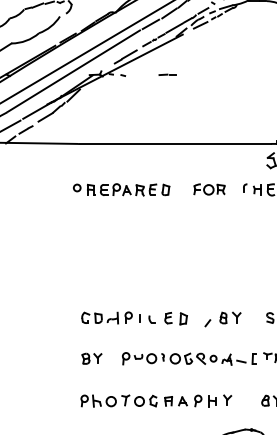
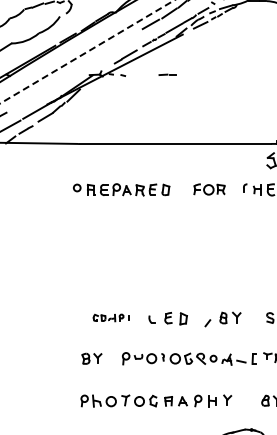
line: solid -> dashed (86, 52)
line: present -> none (73, 70)
part size: 60x14 px -> 38x10 px (110, 317)
